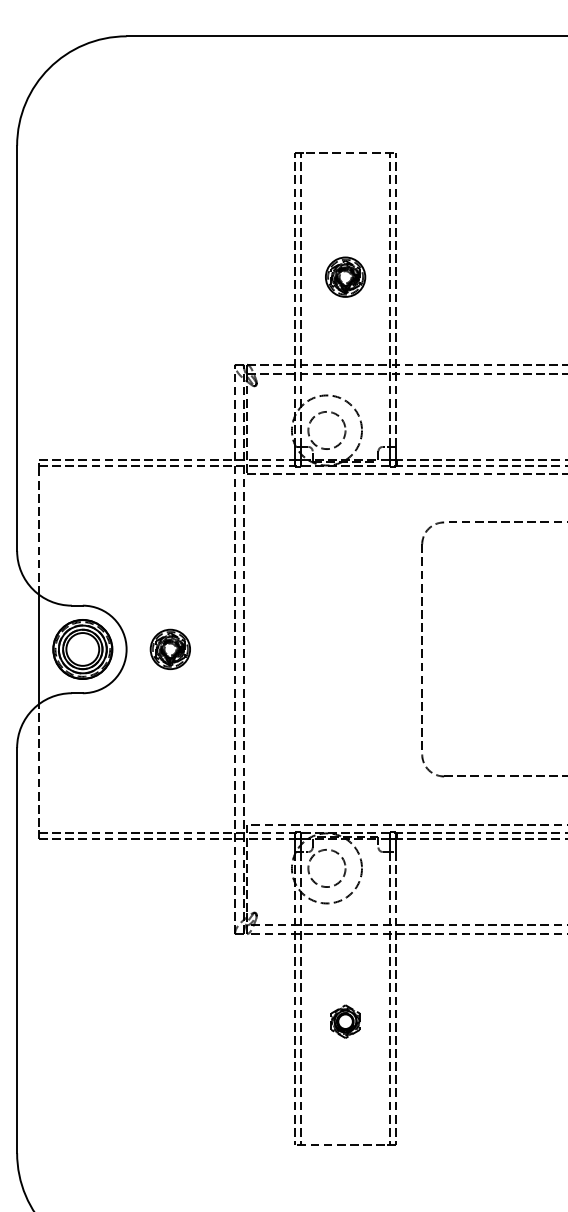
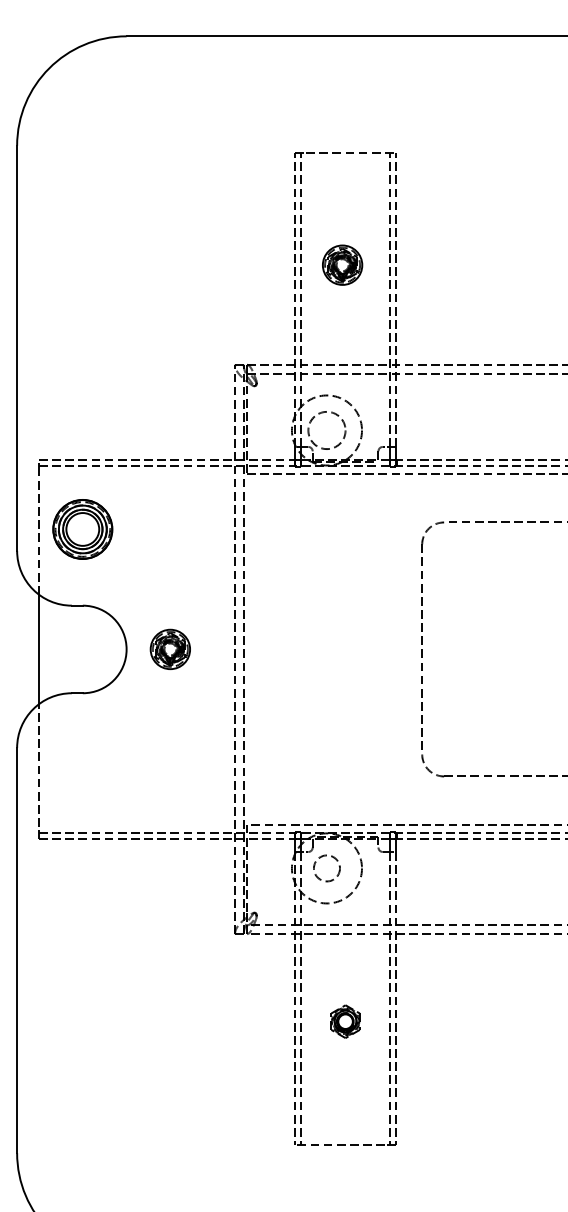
part position: (345, 276) -> (342, 264) (342, 264)
part position: (82, 649) -> (82, 529) (82, 529)
circle diameter: 37 px -> 26 px (326, 868)
